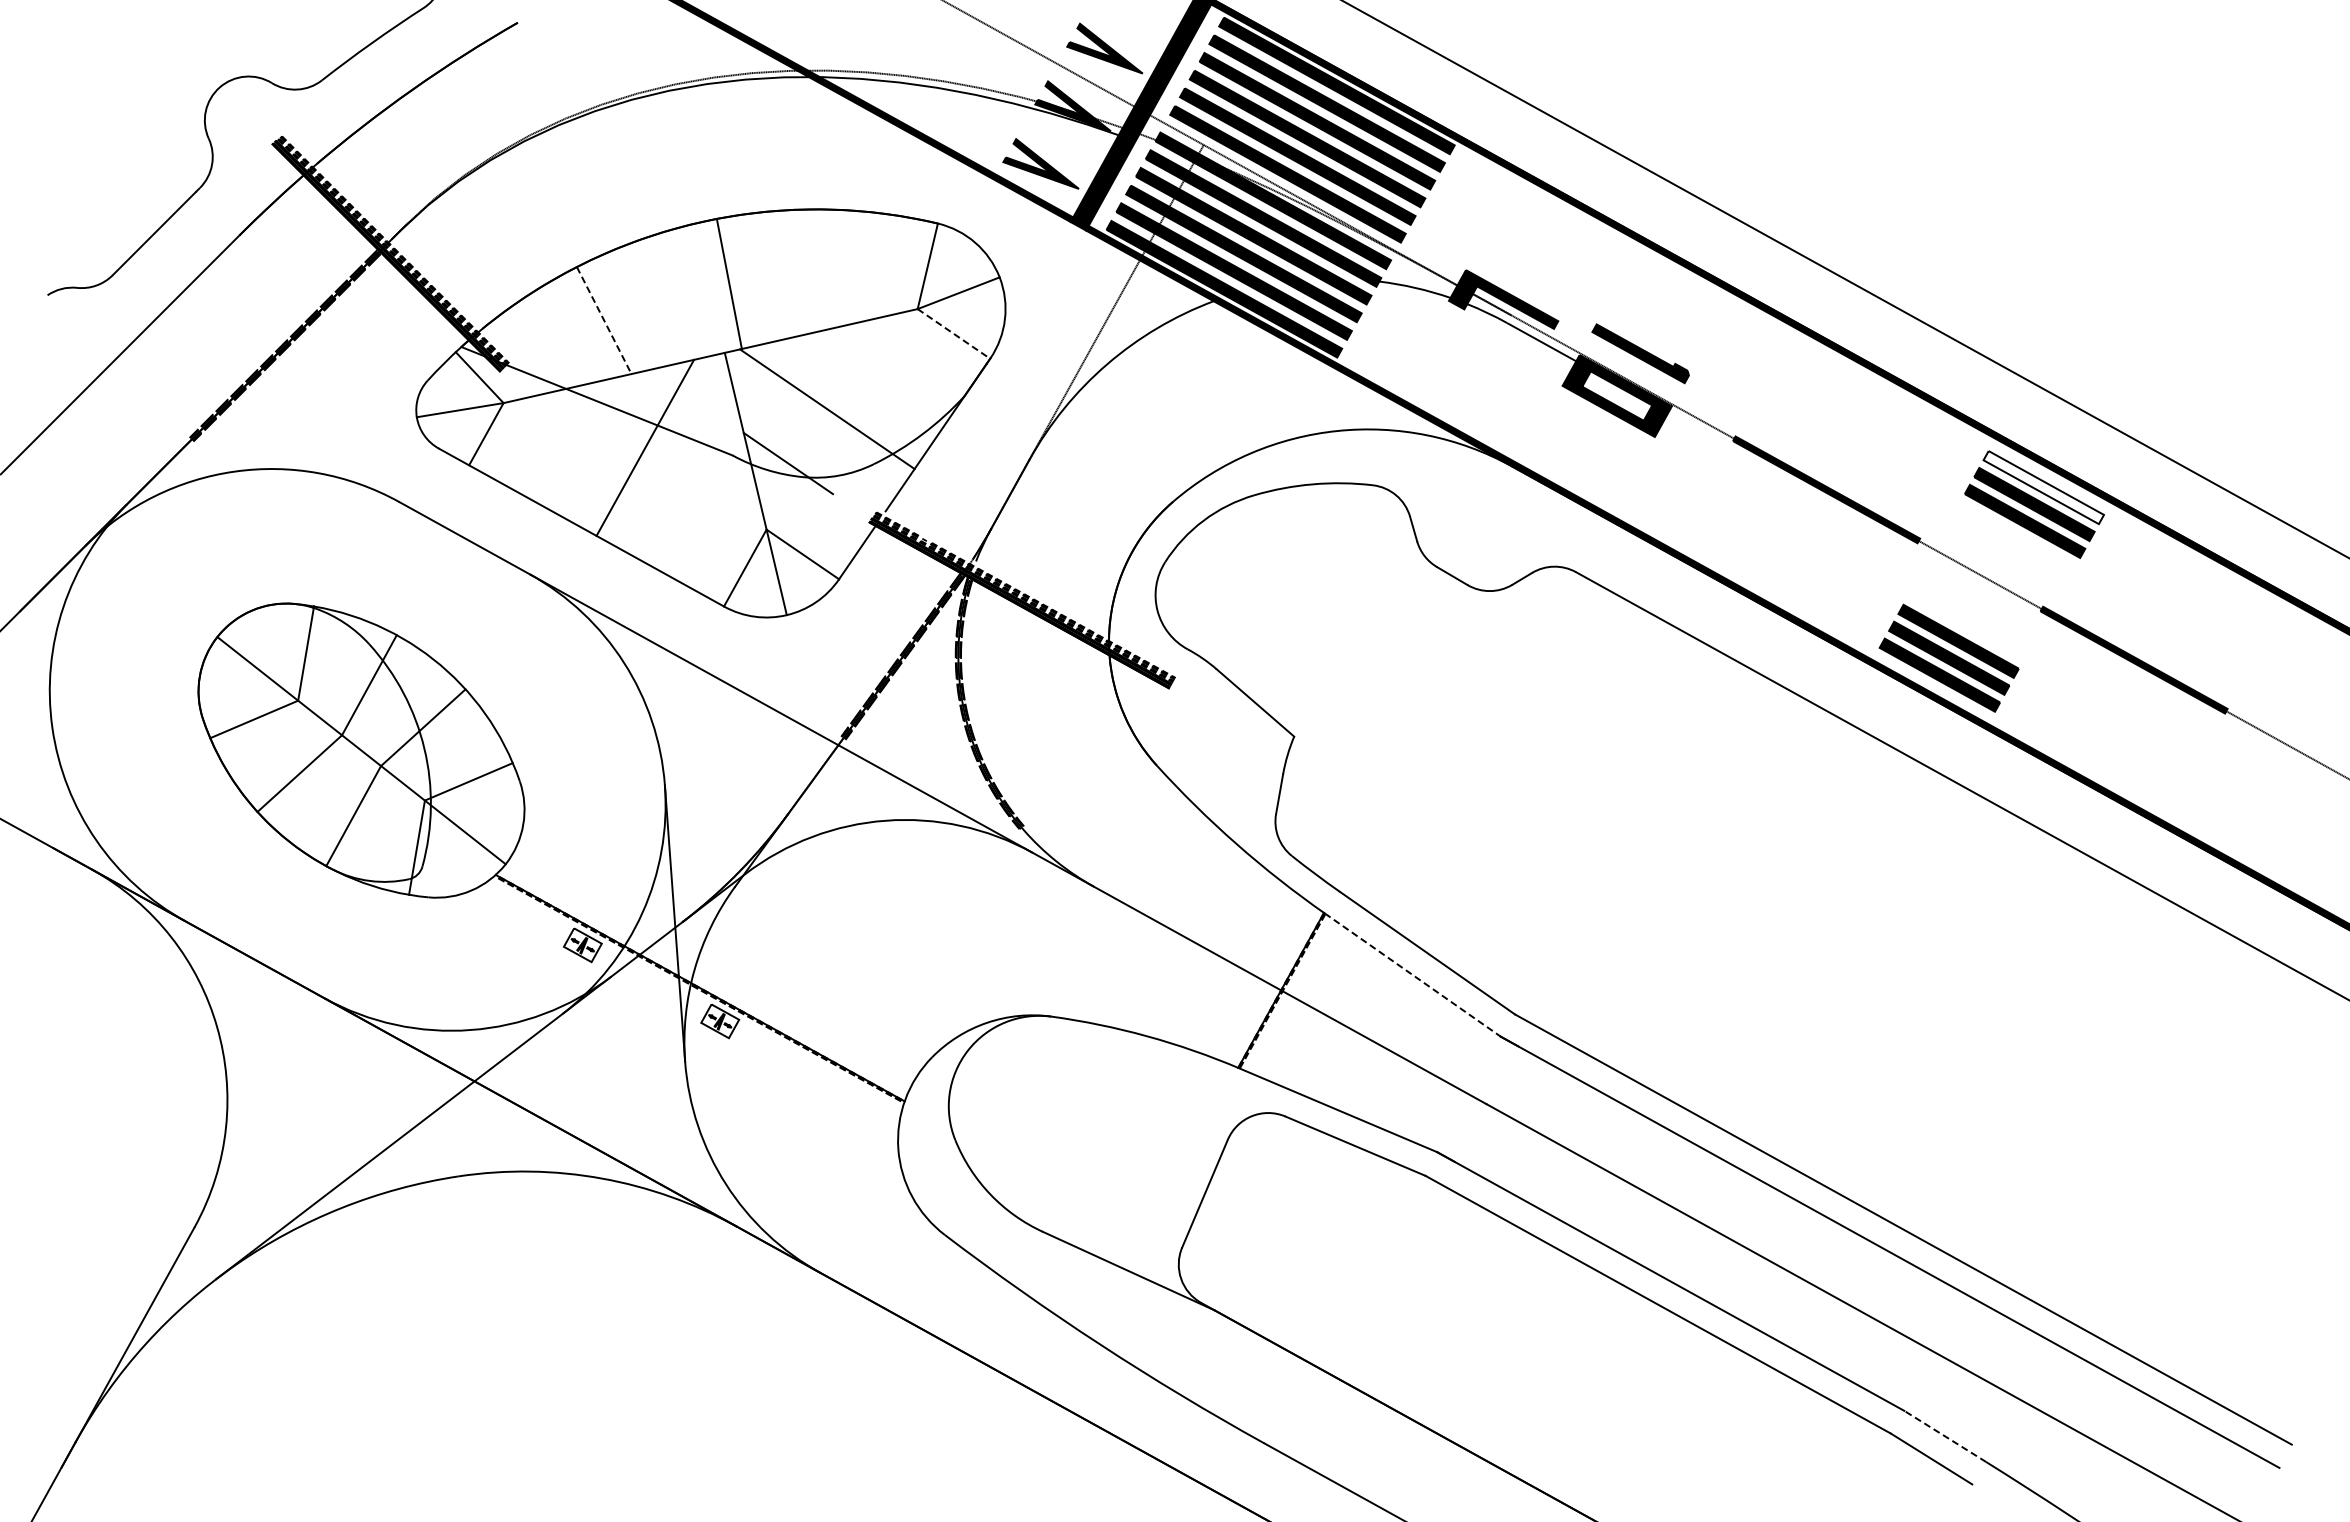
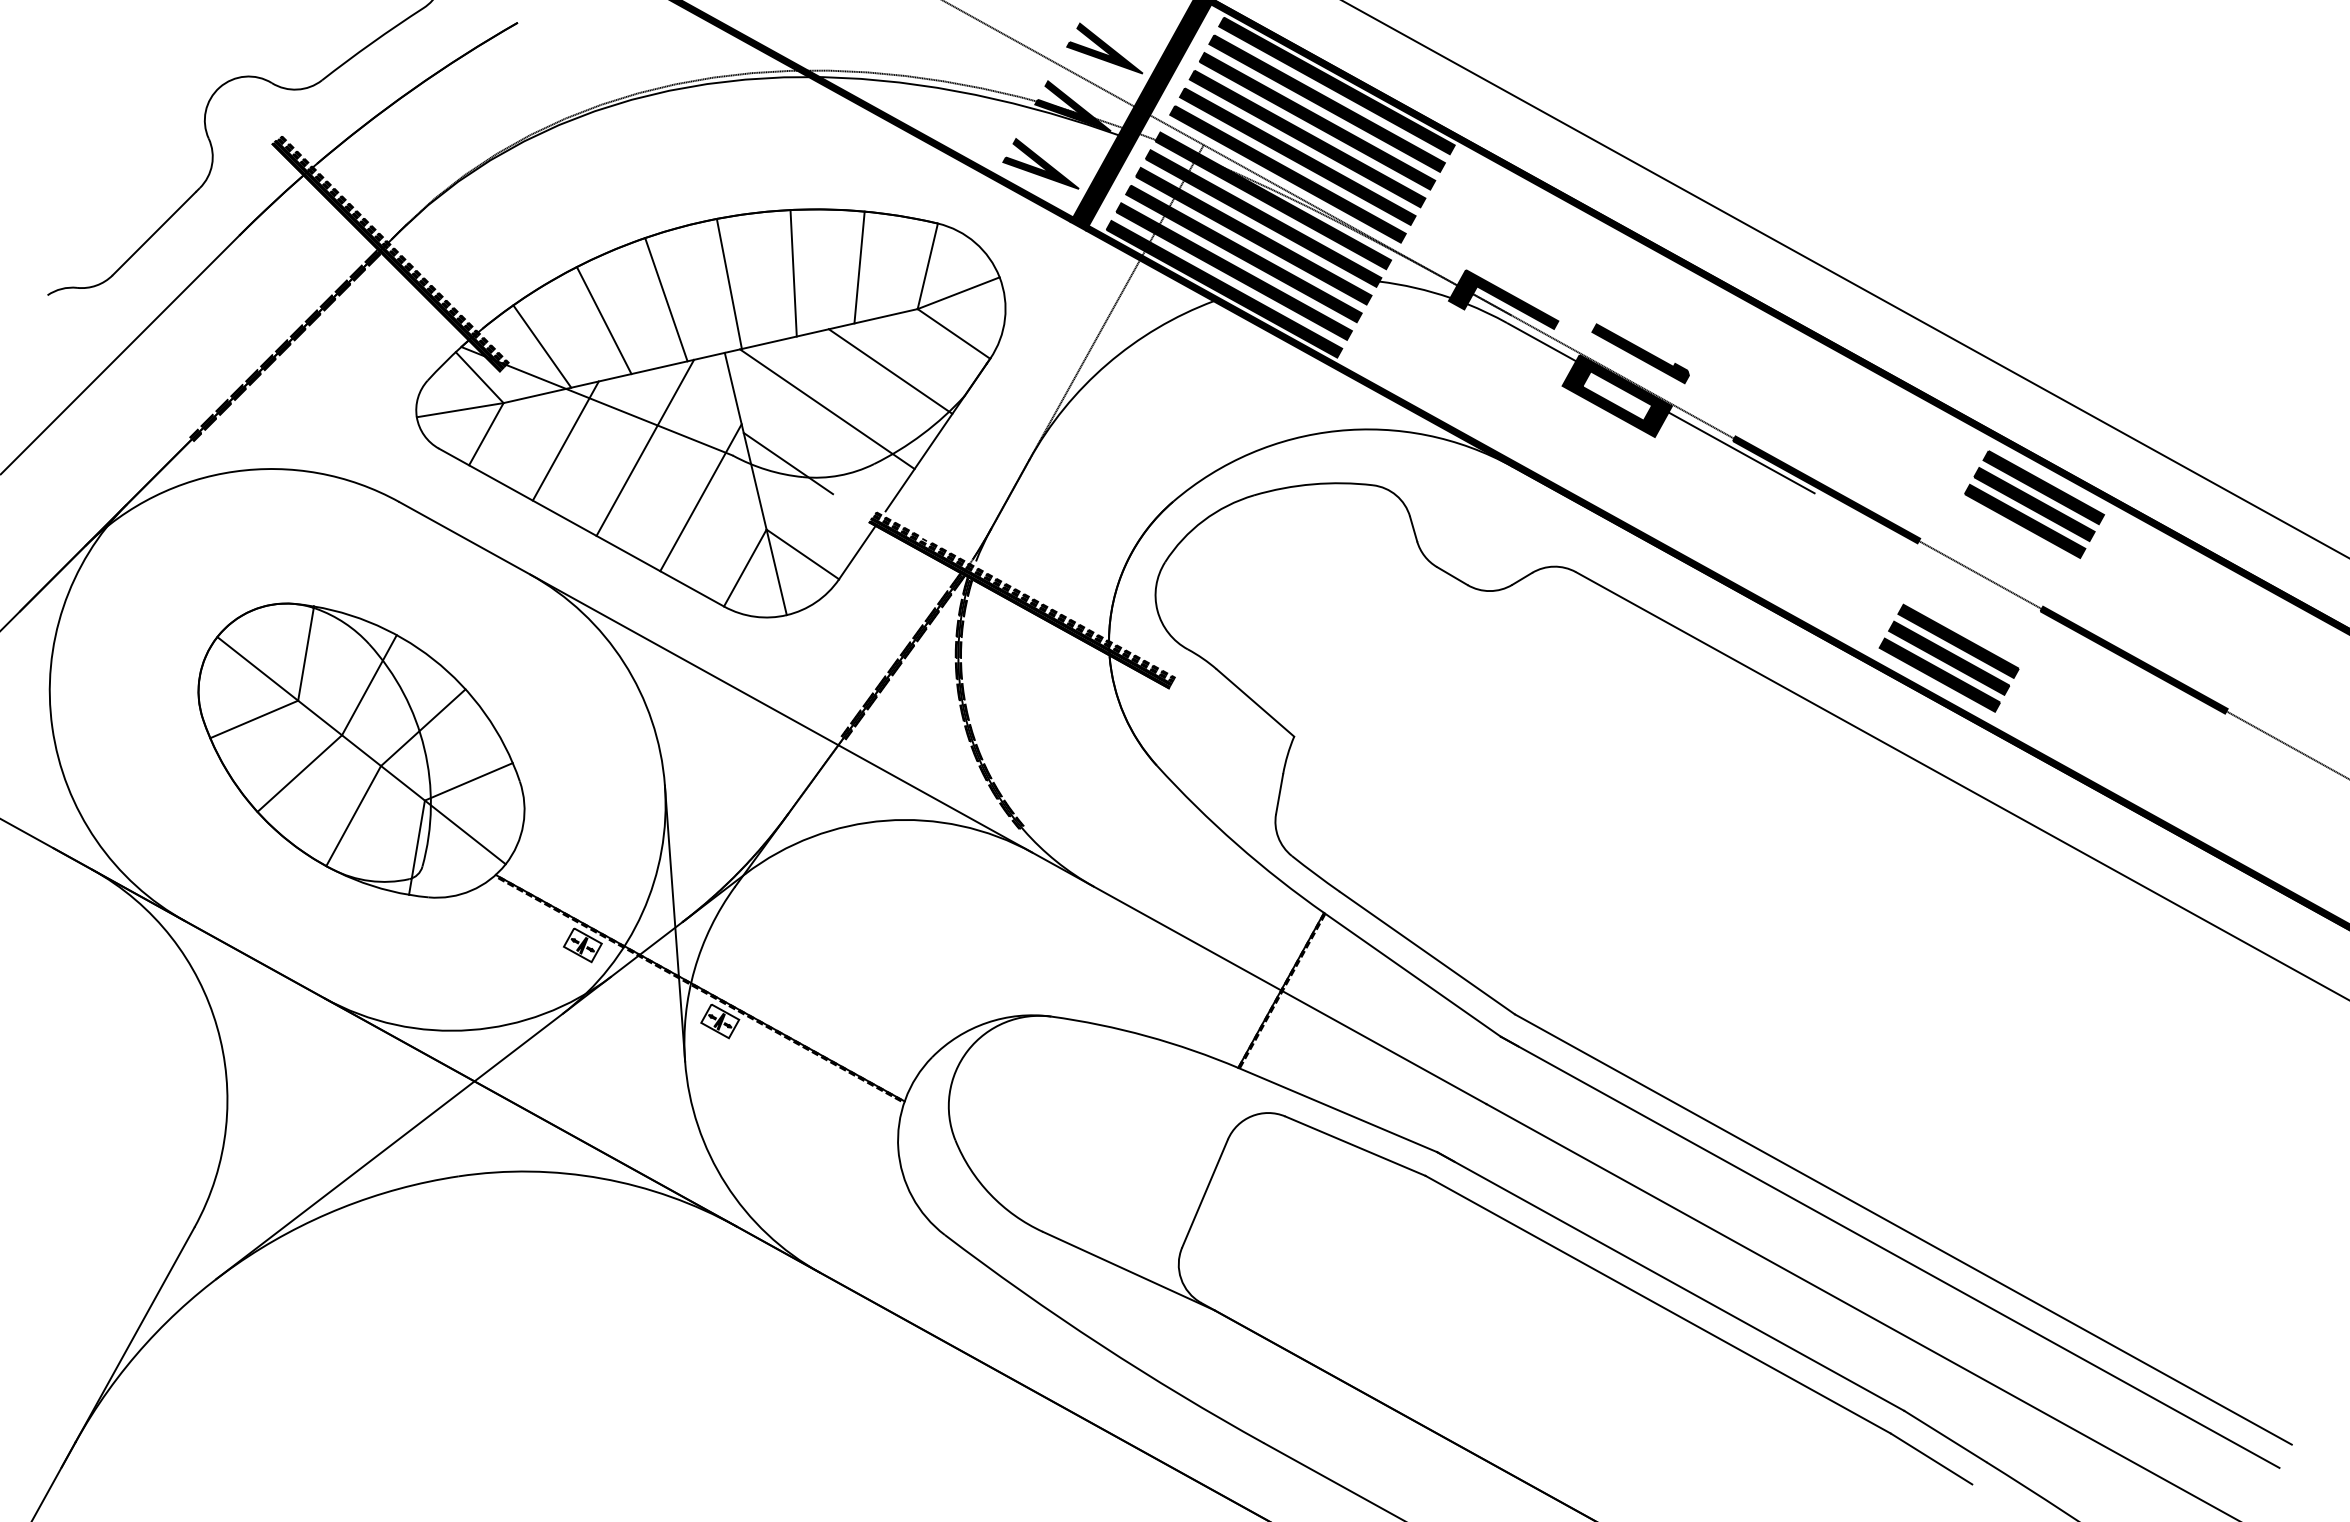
line: none -> present (859, 267)
line: none -> present (793, 273)
line: none -> present (666, 299)
line: dashed -> solid (604, 321)
line: dashed -> solid (953, 333)
line: none -> present (542, 346)
line: none -> present (890, 371)
line: none -> present (565, 440)
line: none -> present (1741, 452)
fill: none -> present (2043, 487)
line: none -> present (700, 497)
line: dashed -> solid (1412, 975)
line: dashed -> solid (1944, 1436)
